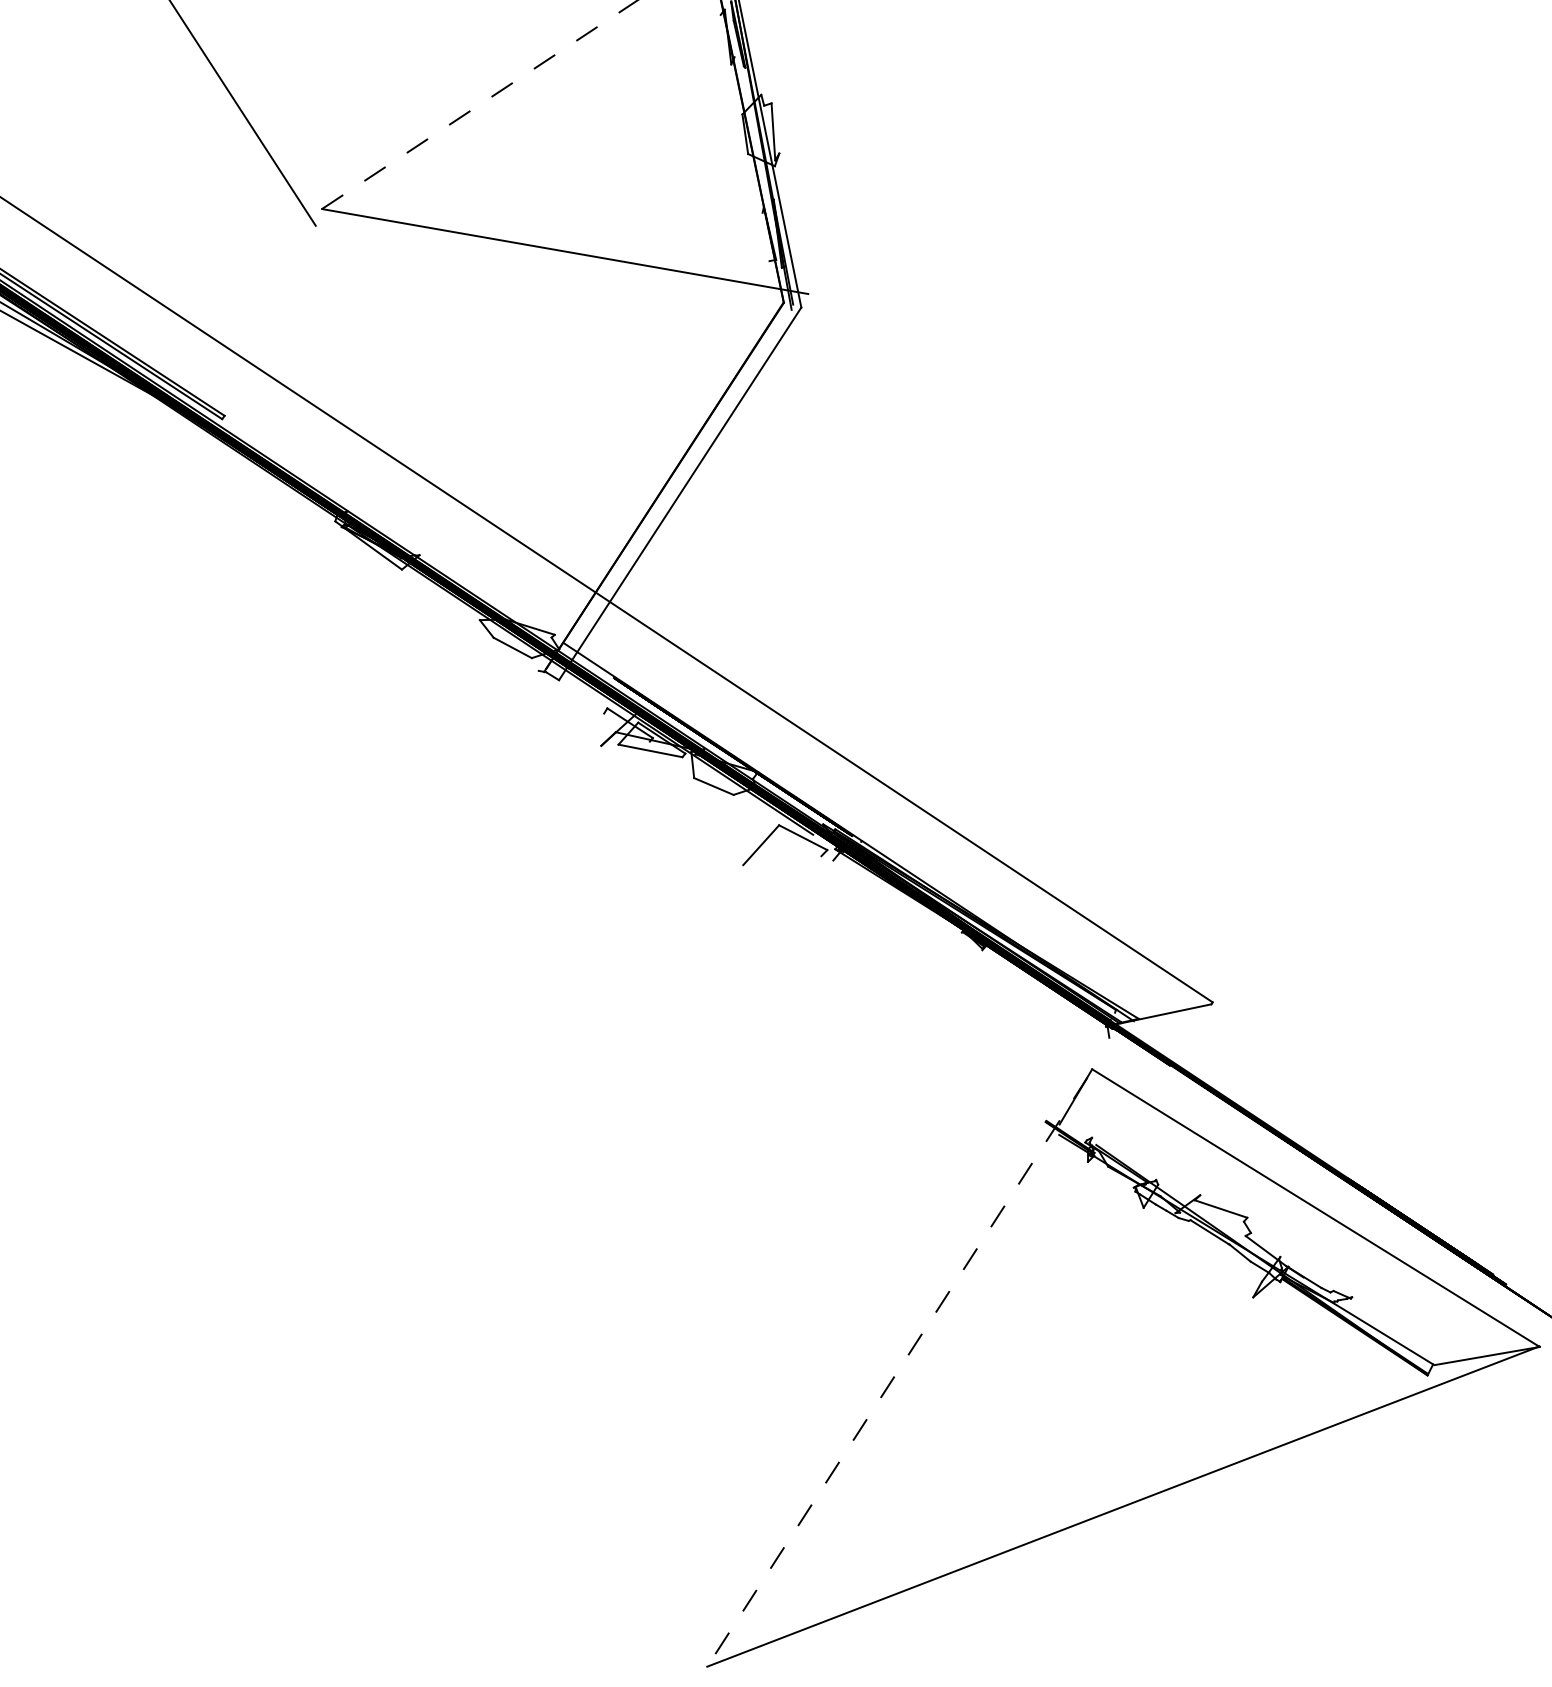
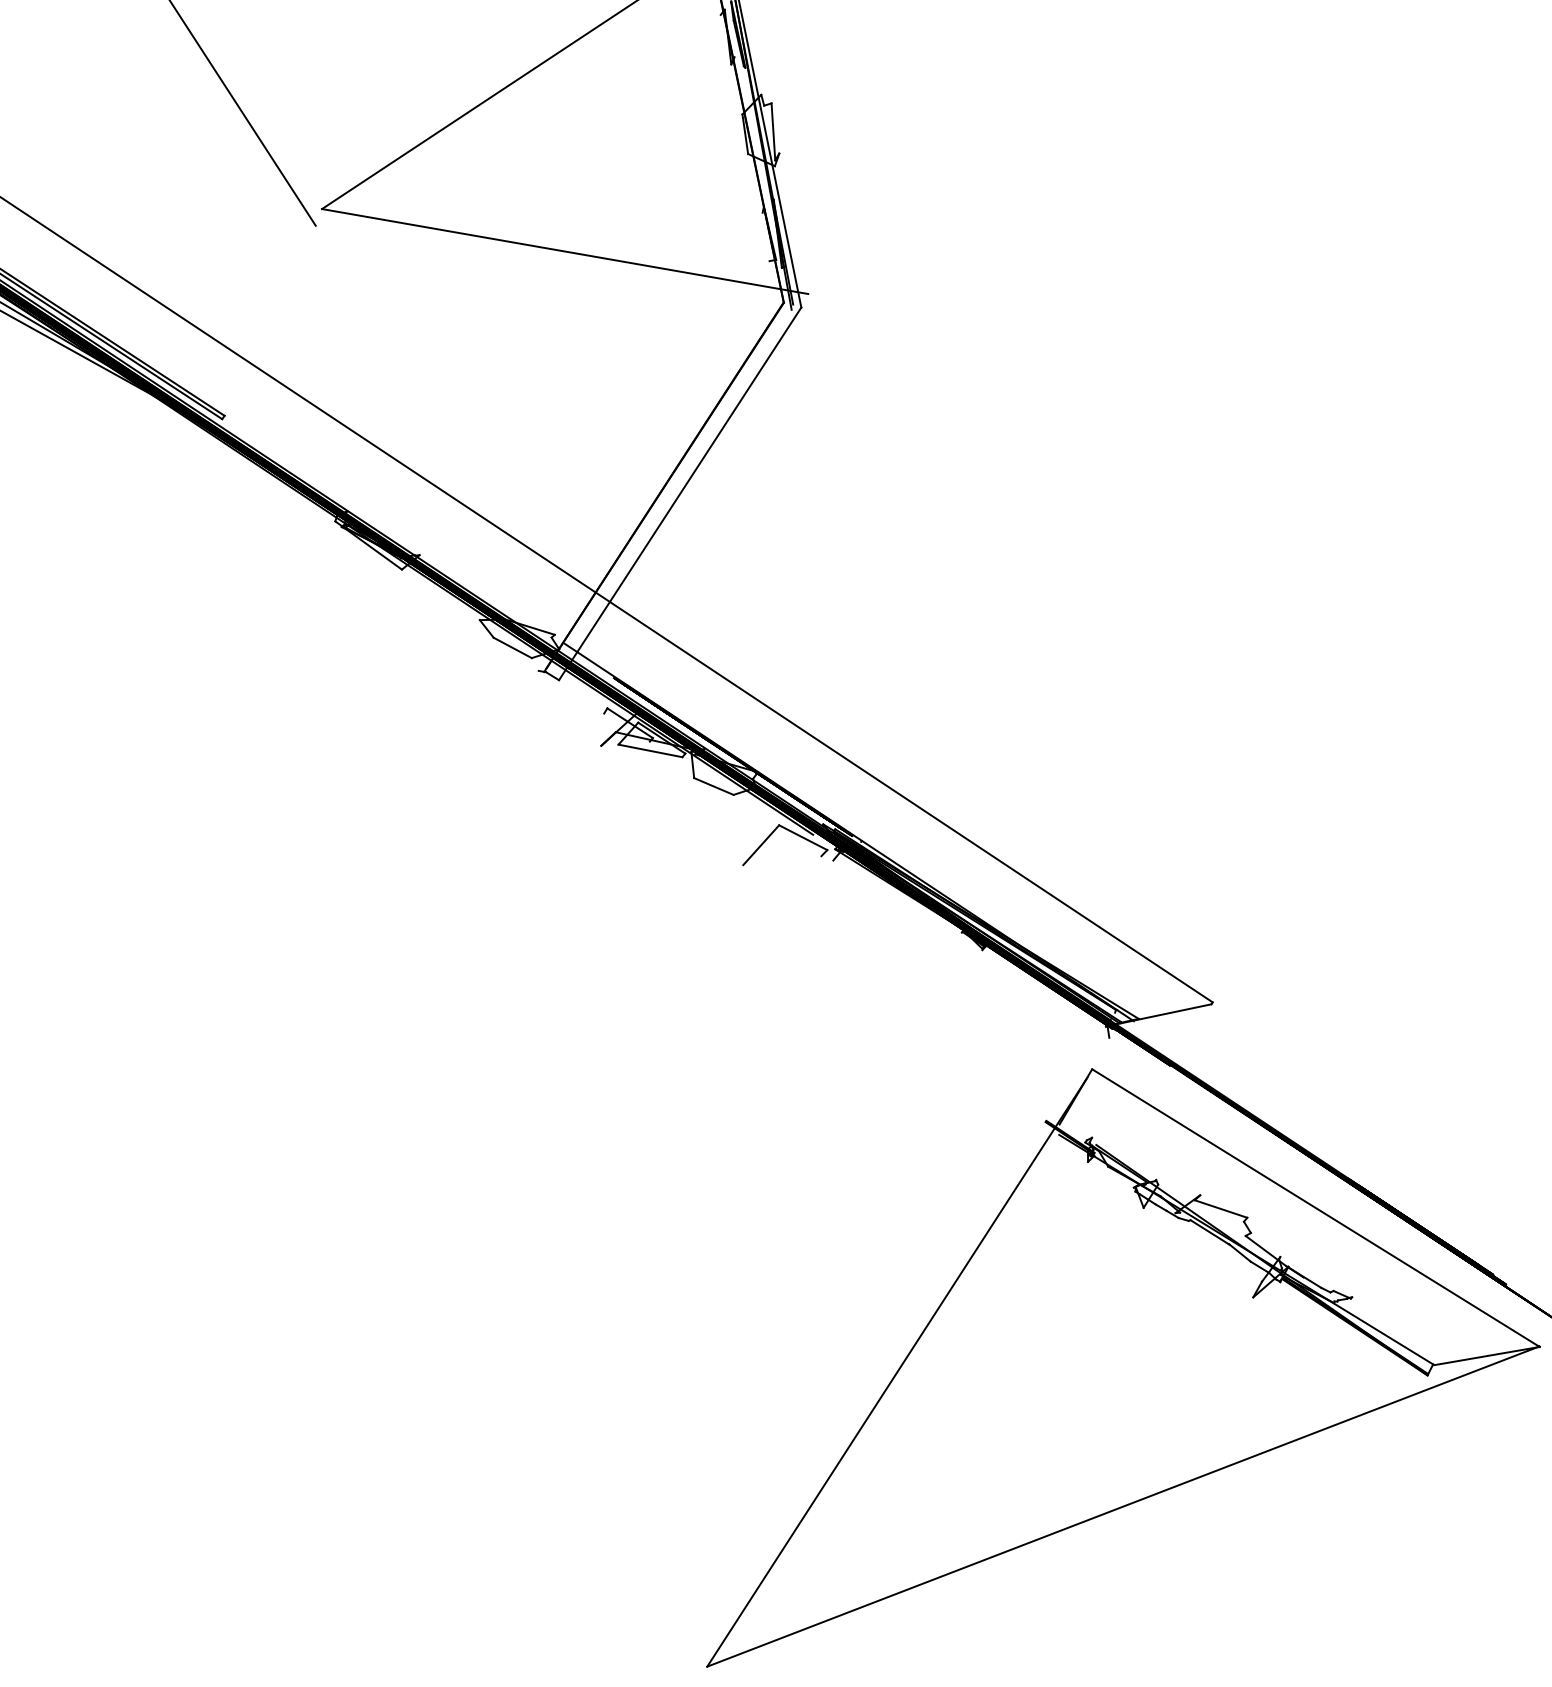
line: dashed -> solid (480, 104)
line: dashed -> solid (897, 1372)
